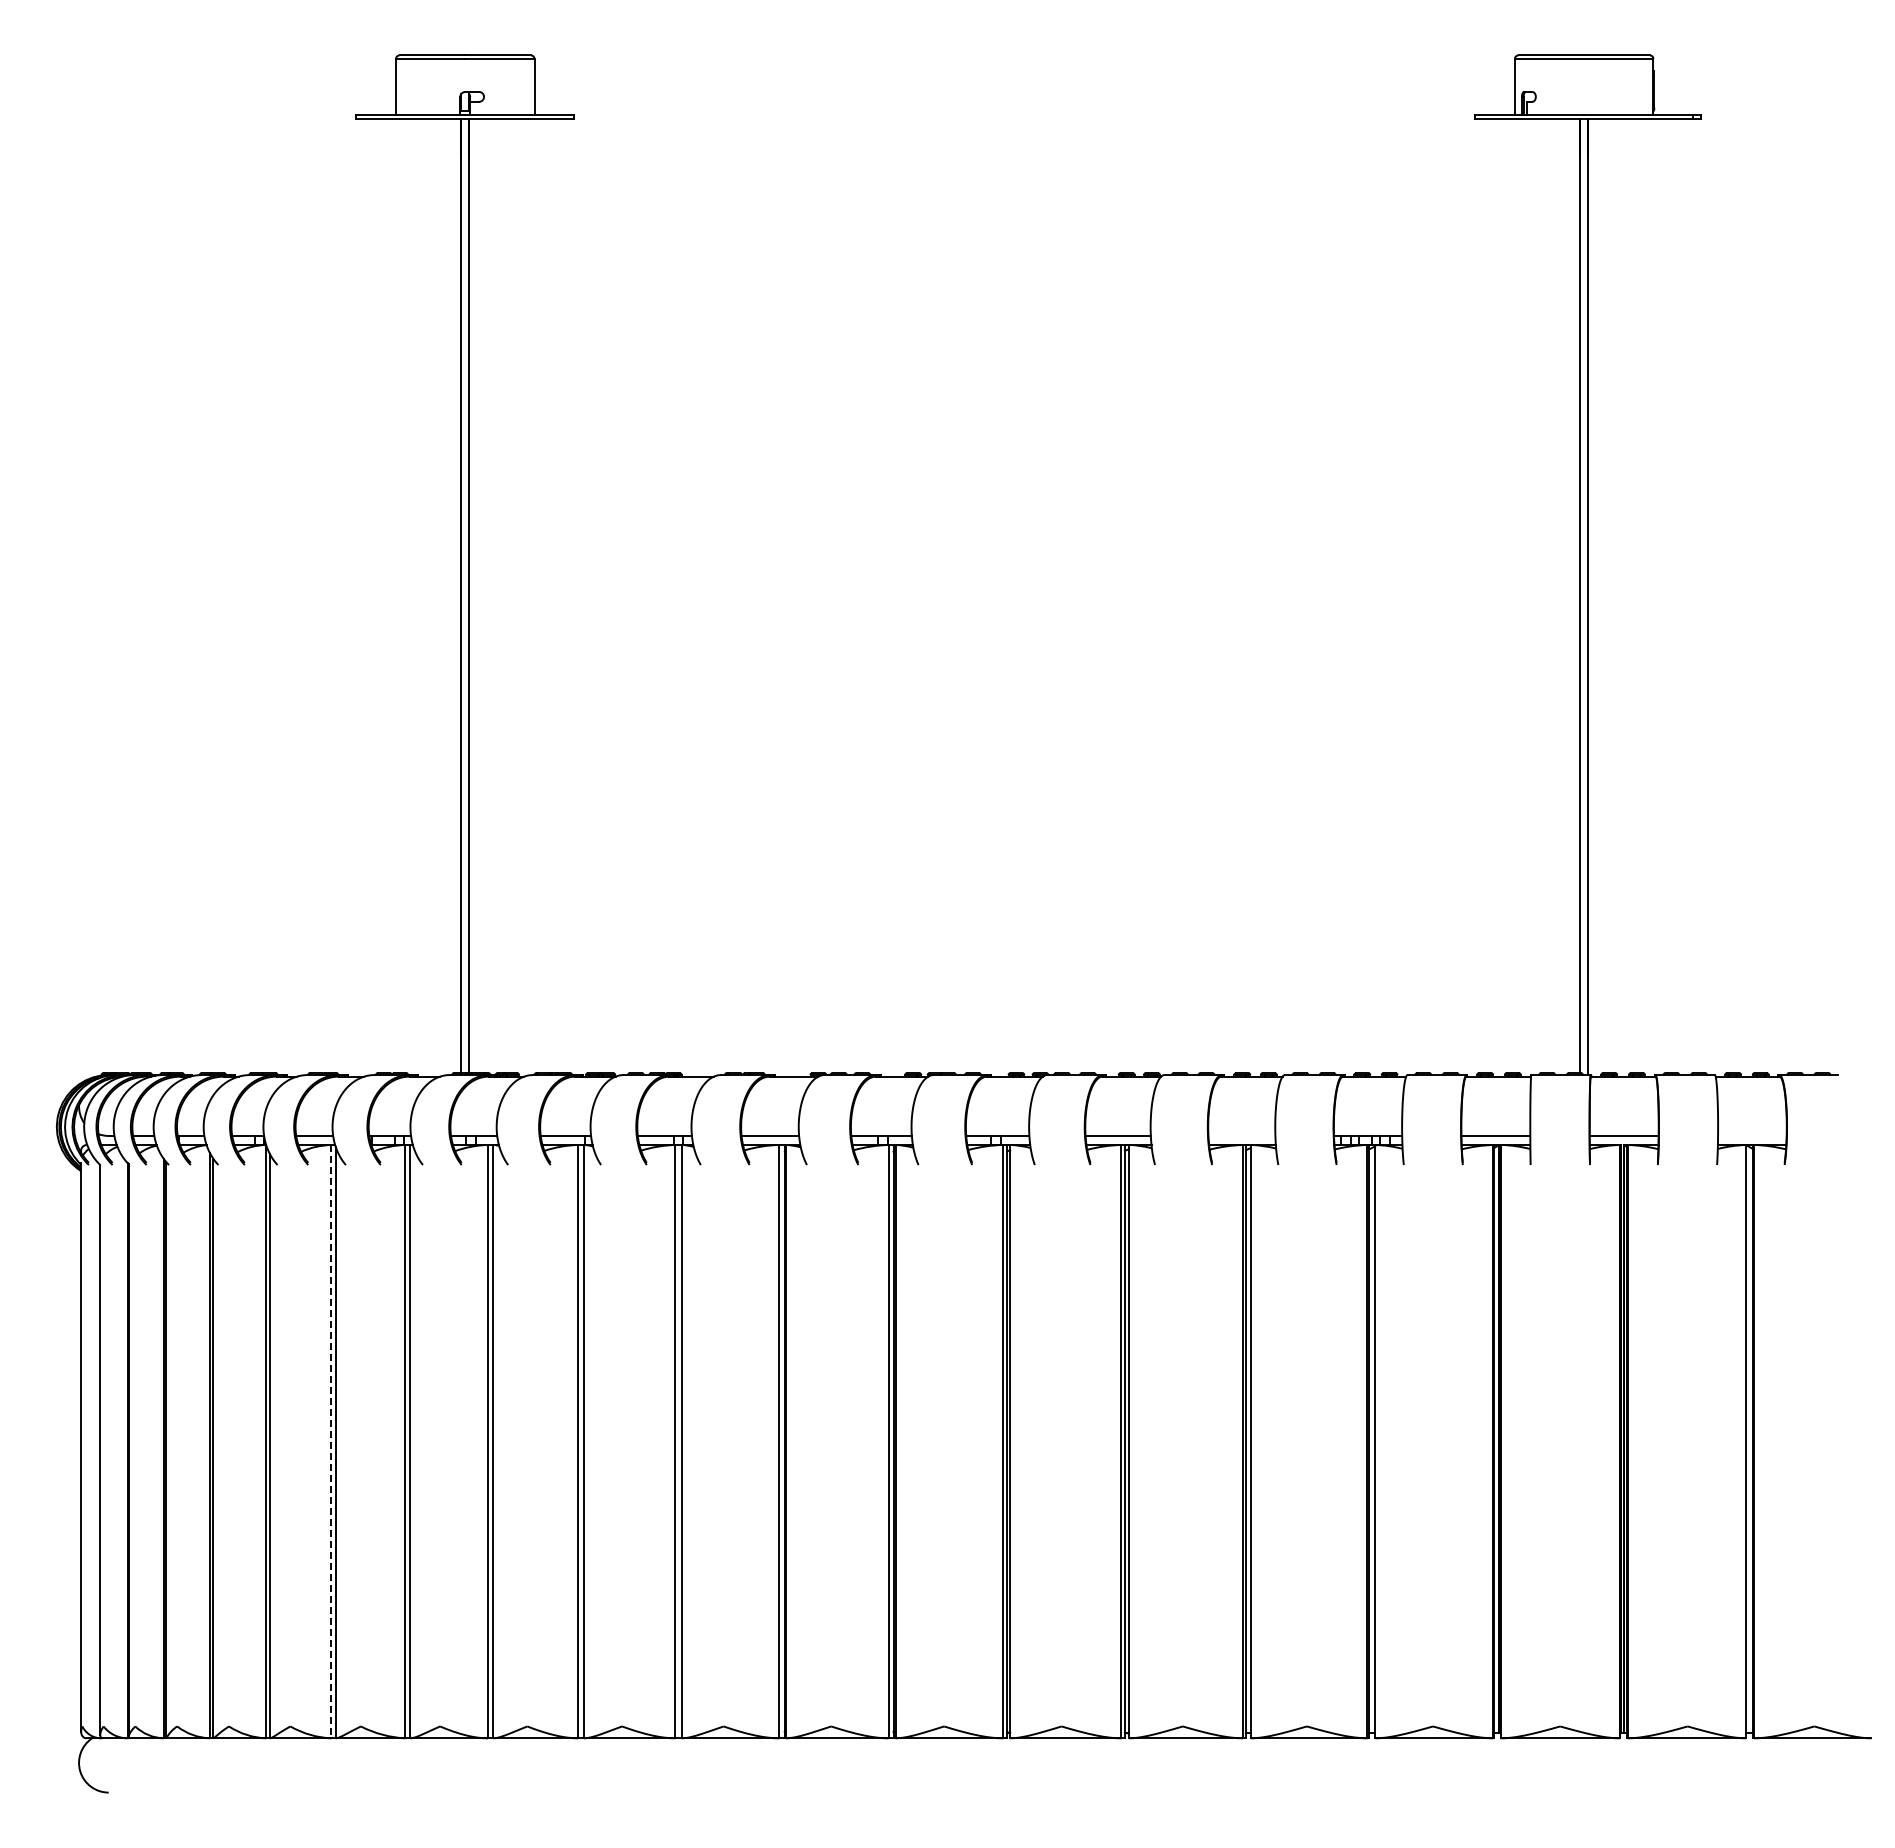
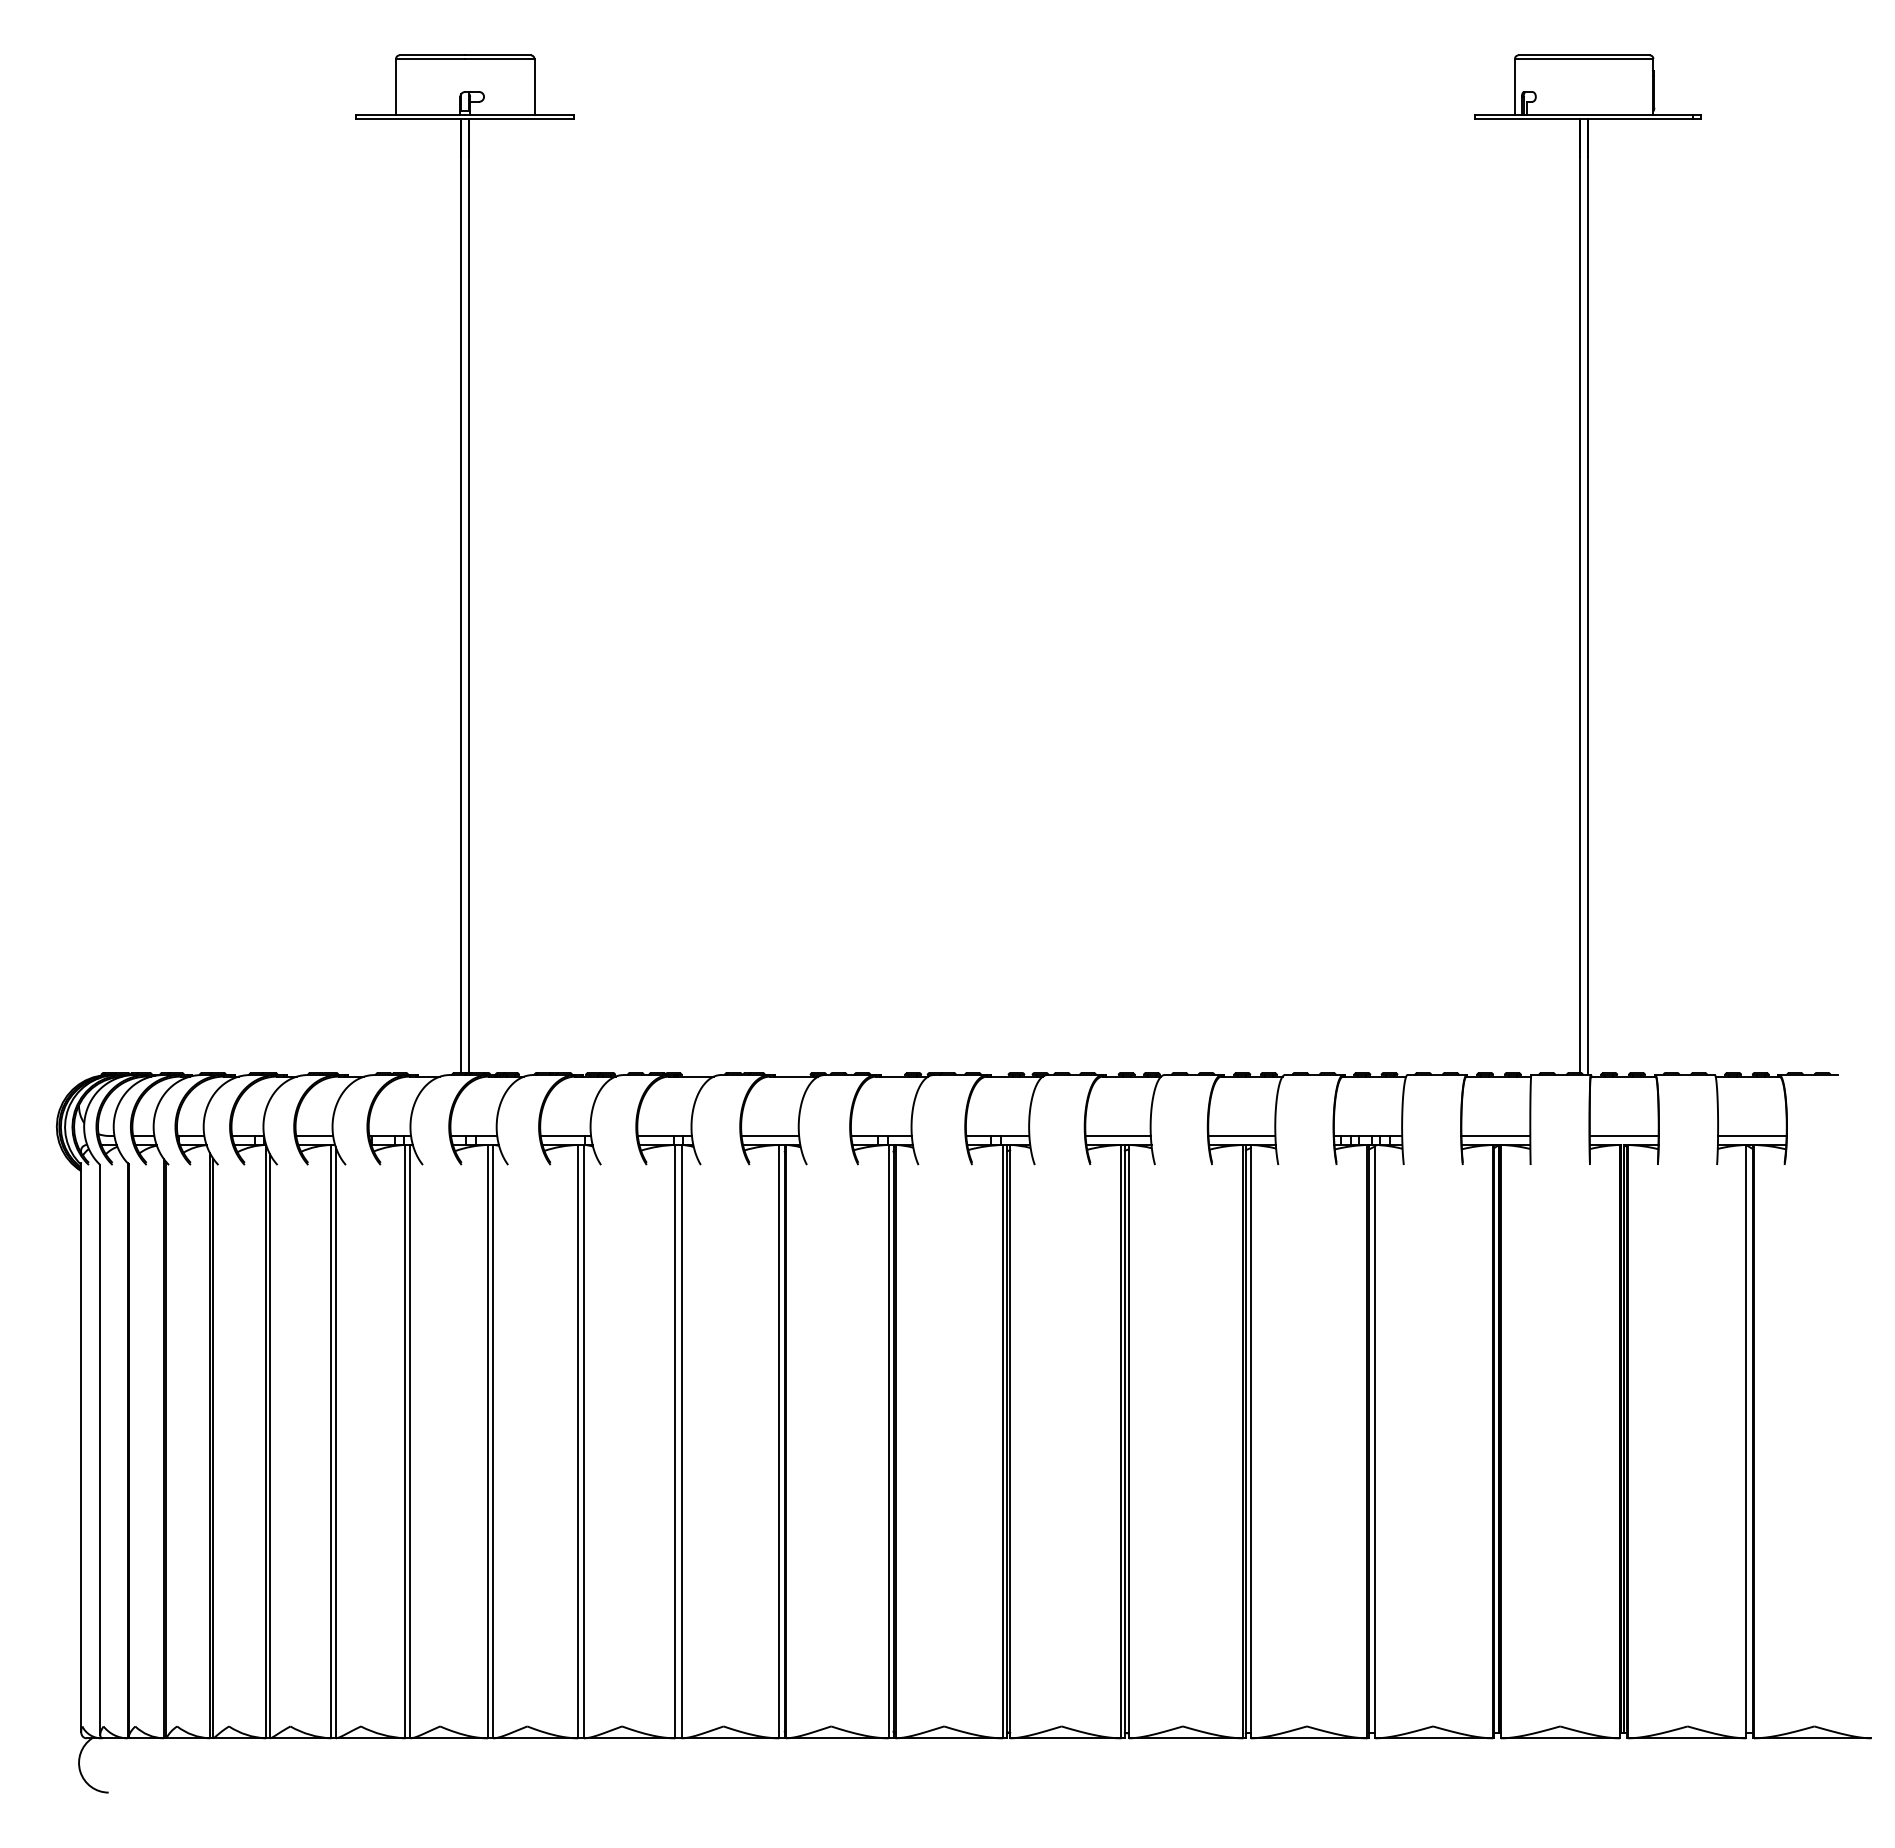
line: none -> present (1241, 1135)
line: none -> present (1752, 1135)
line: dashed -> solid (331, 1441)
